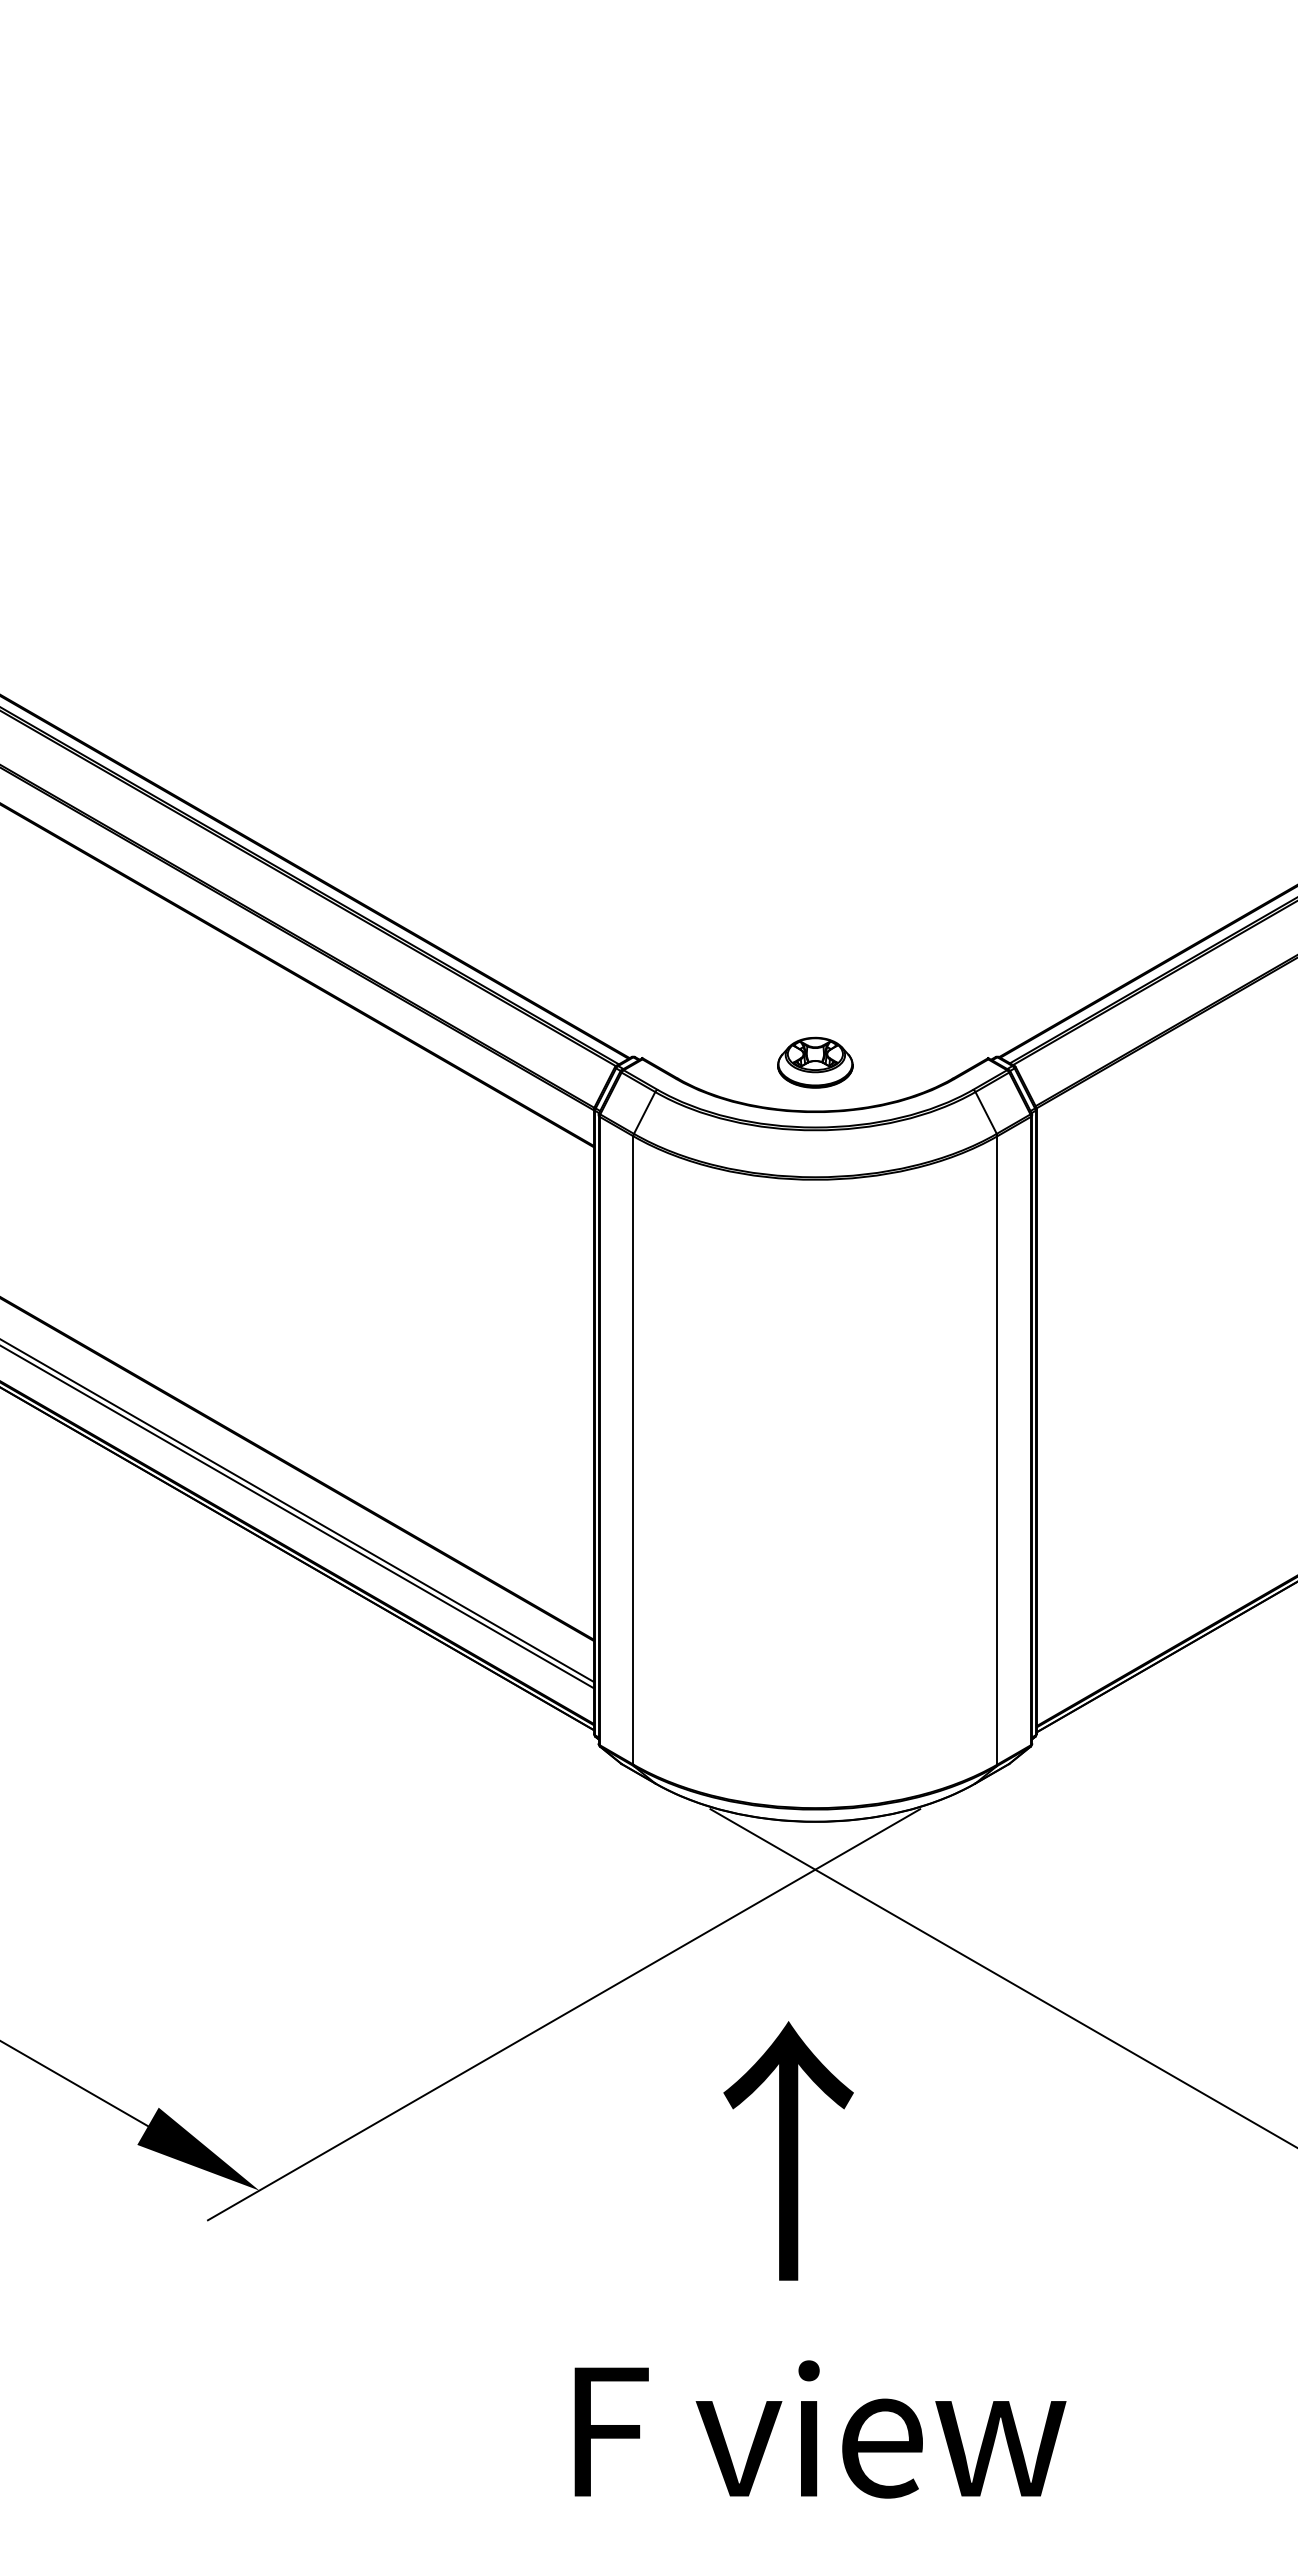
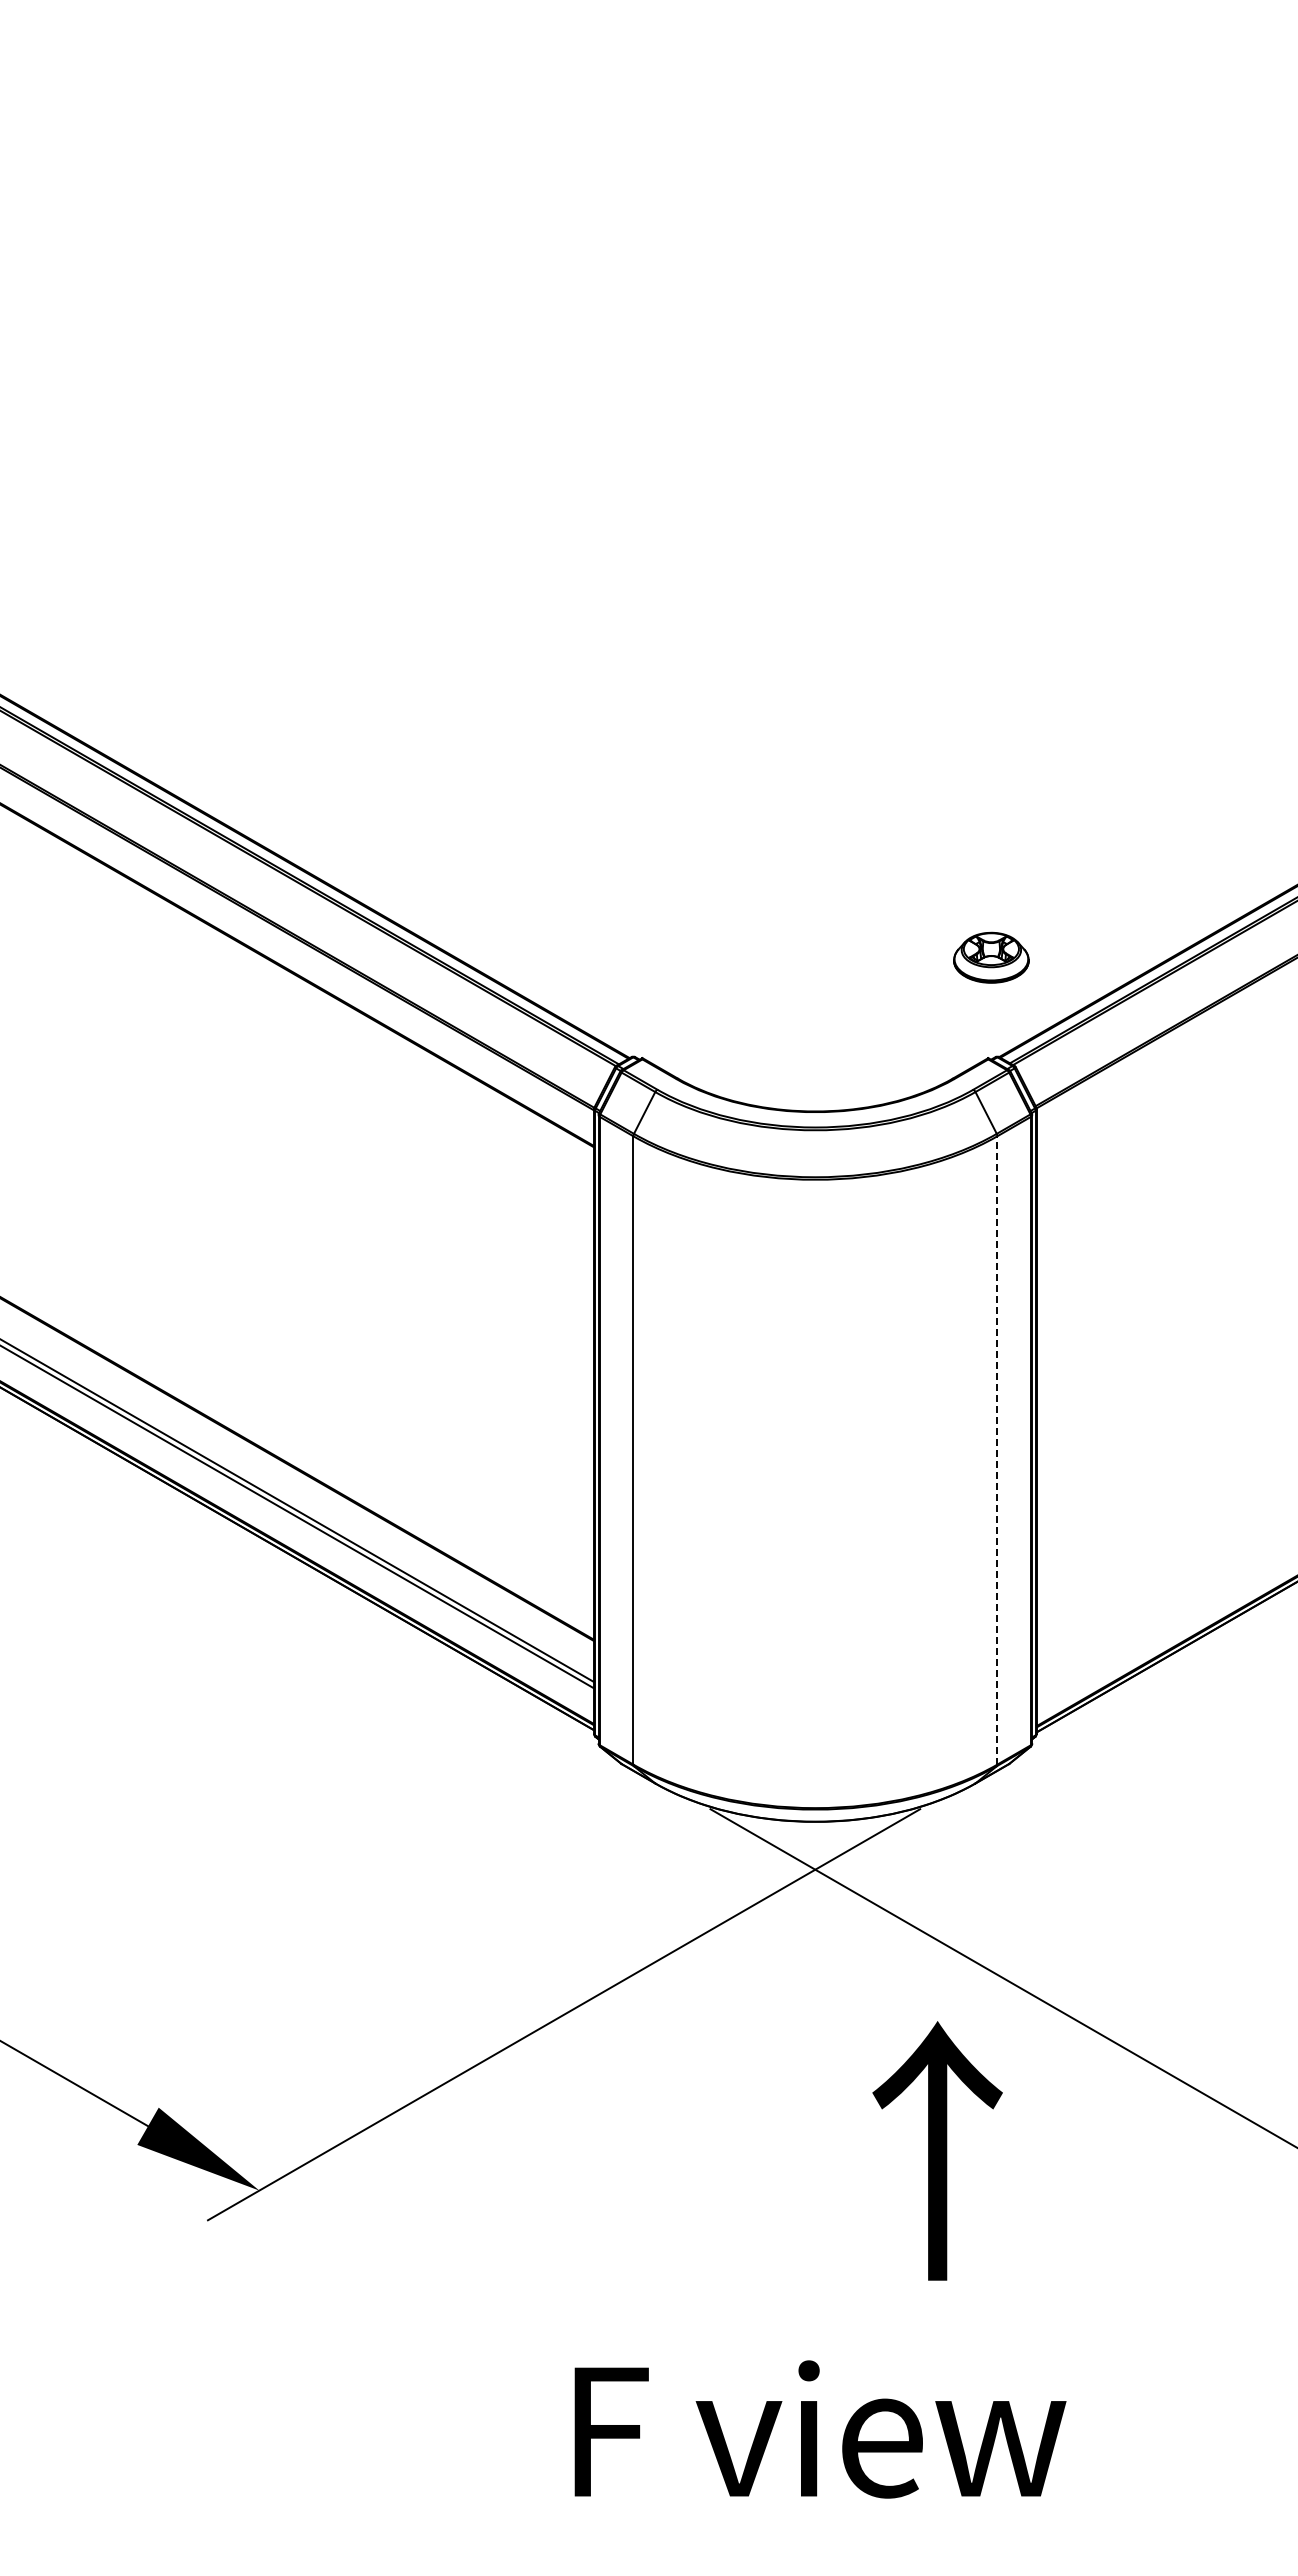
part position: (815, 1062) -> (991, 957) (991, 957)
line: solid -> dashed (997, 1449)
text position: (788, 2150) -> (937, 2150) (937, 2150)
